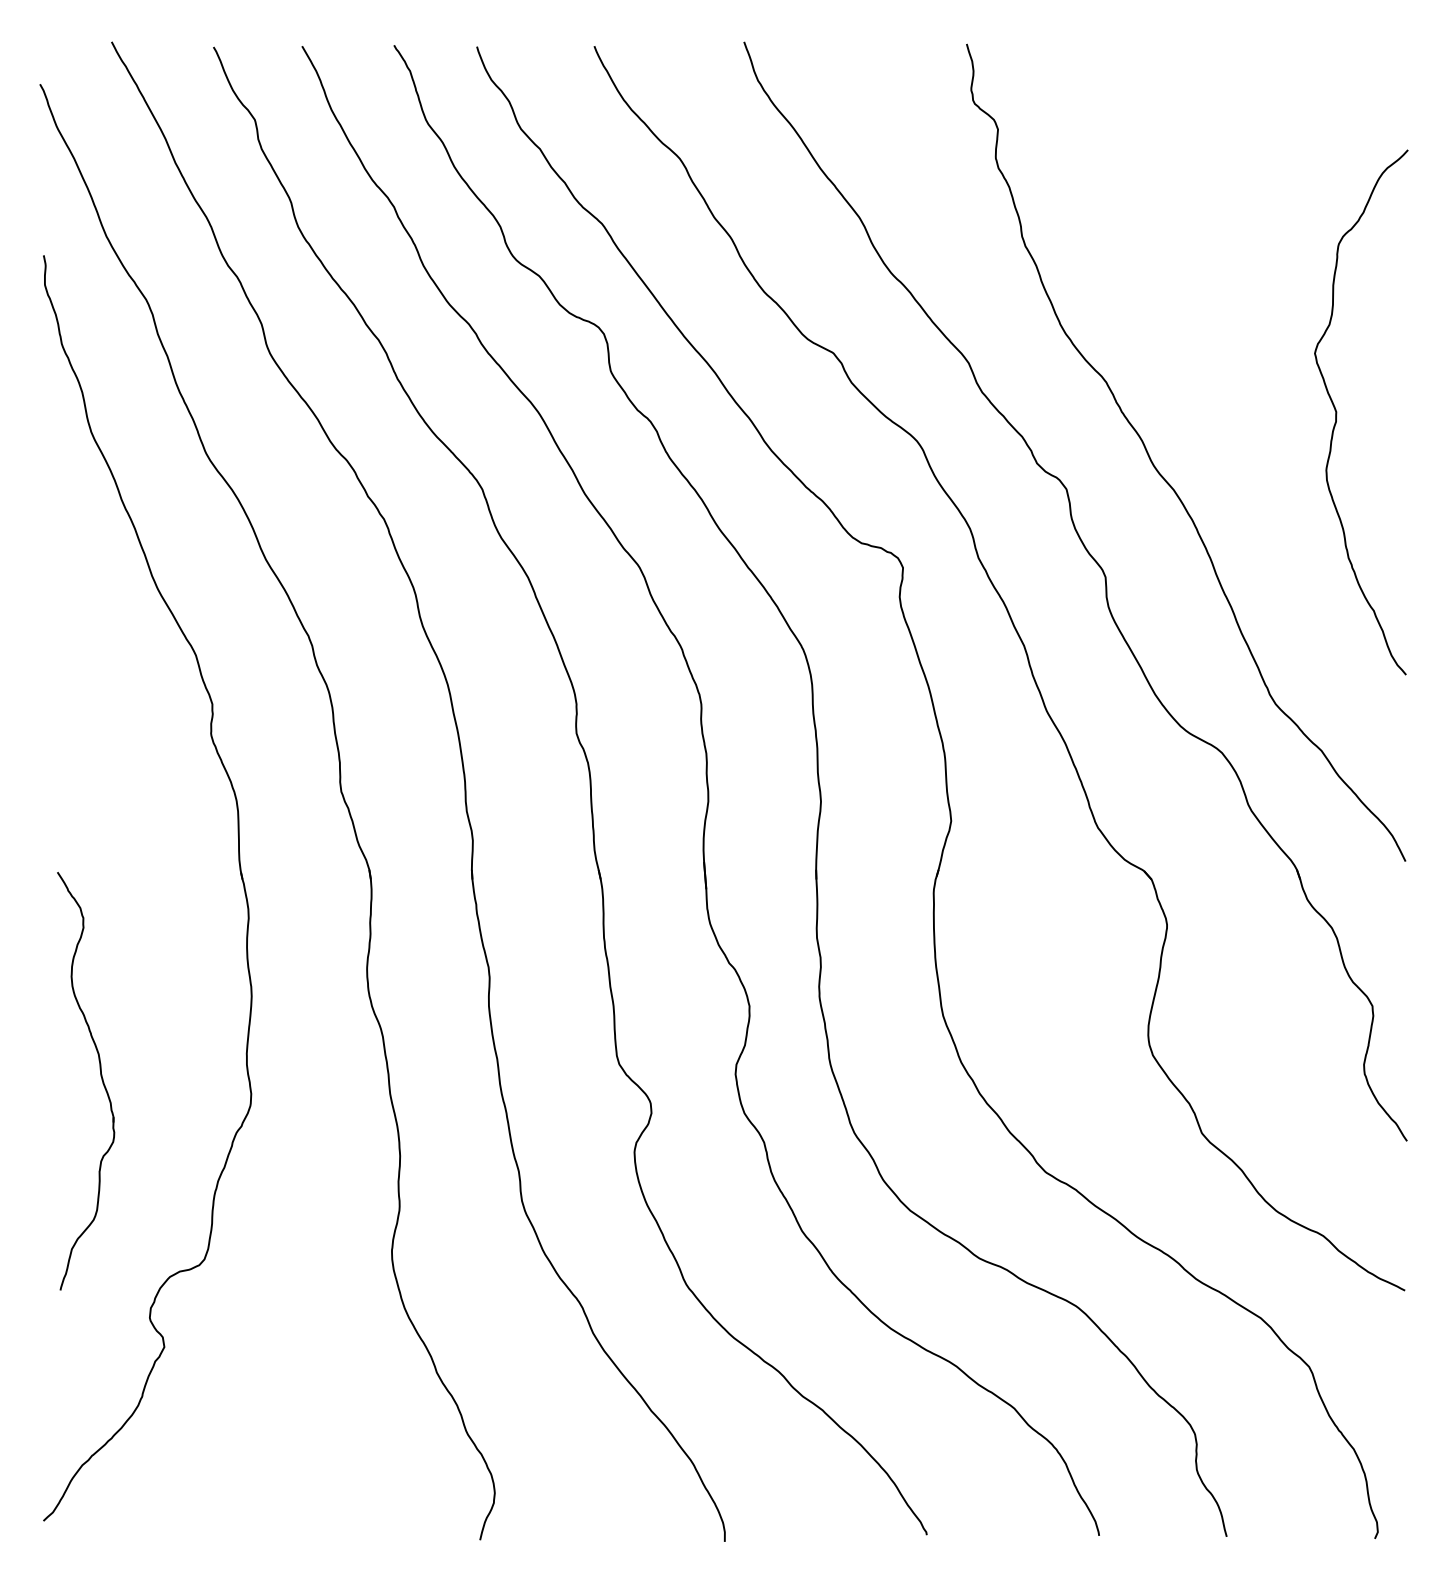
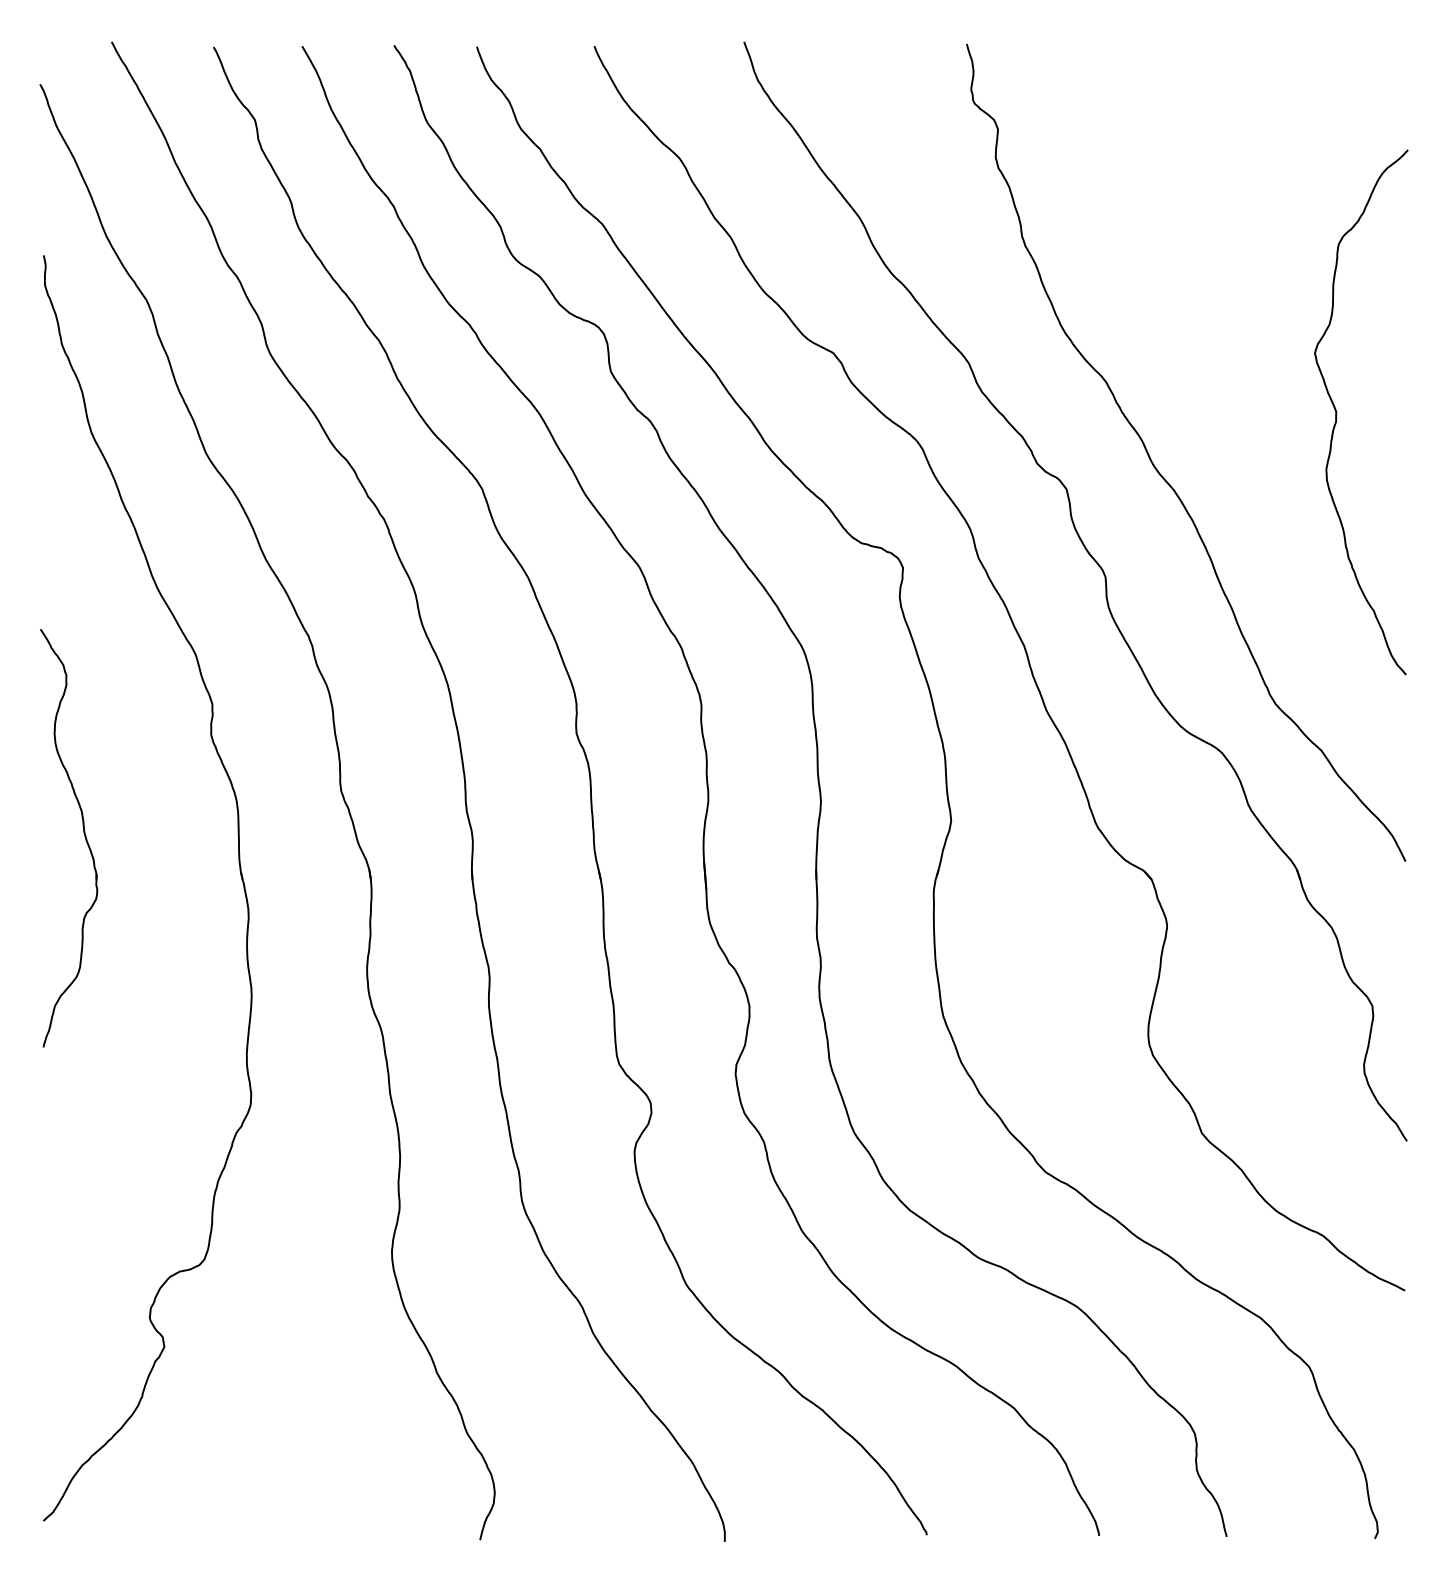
part position: (100, 1076) -> (83, 833) (83, 833)
